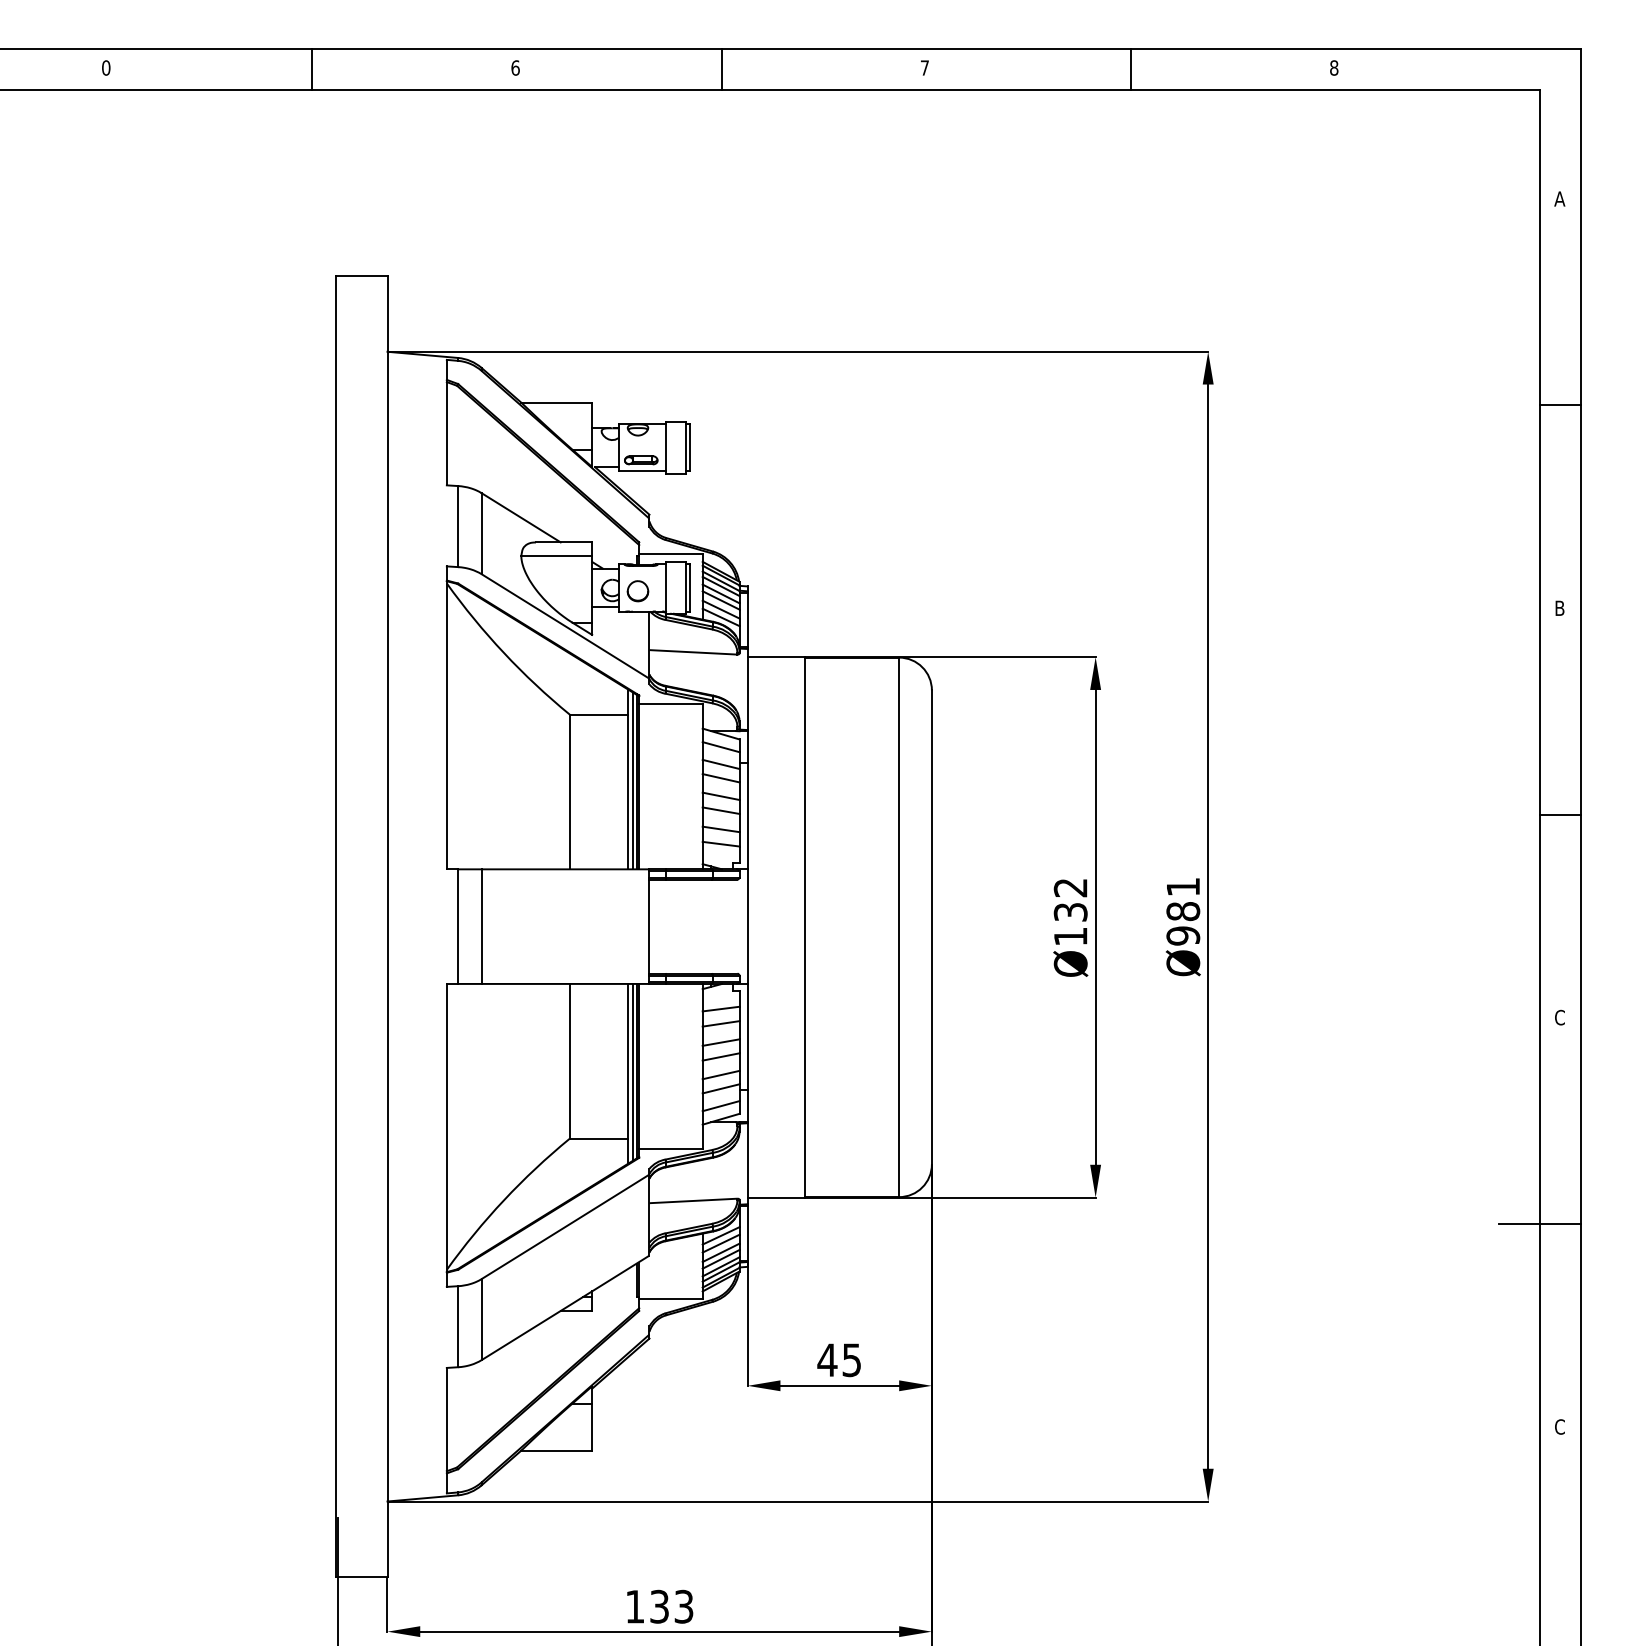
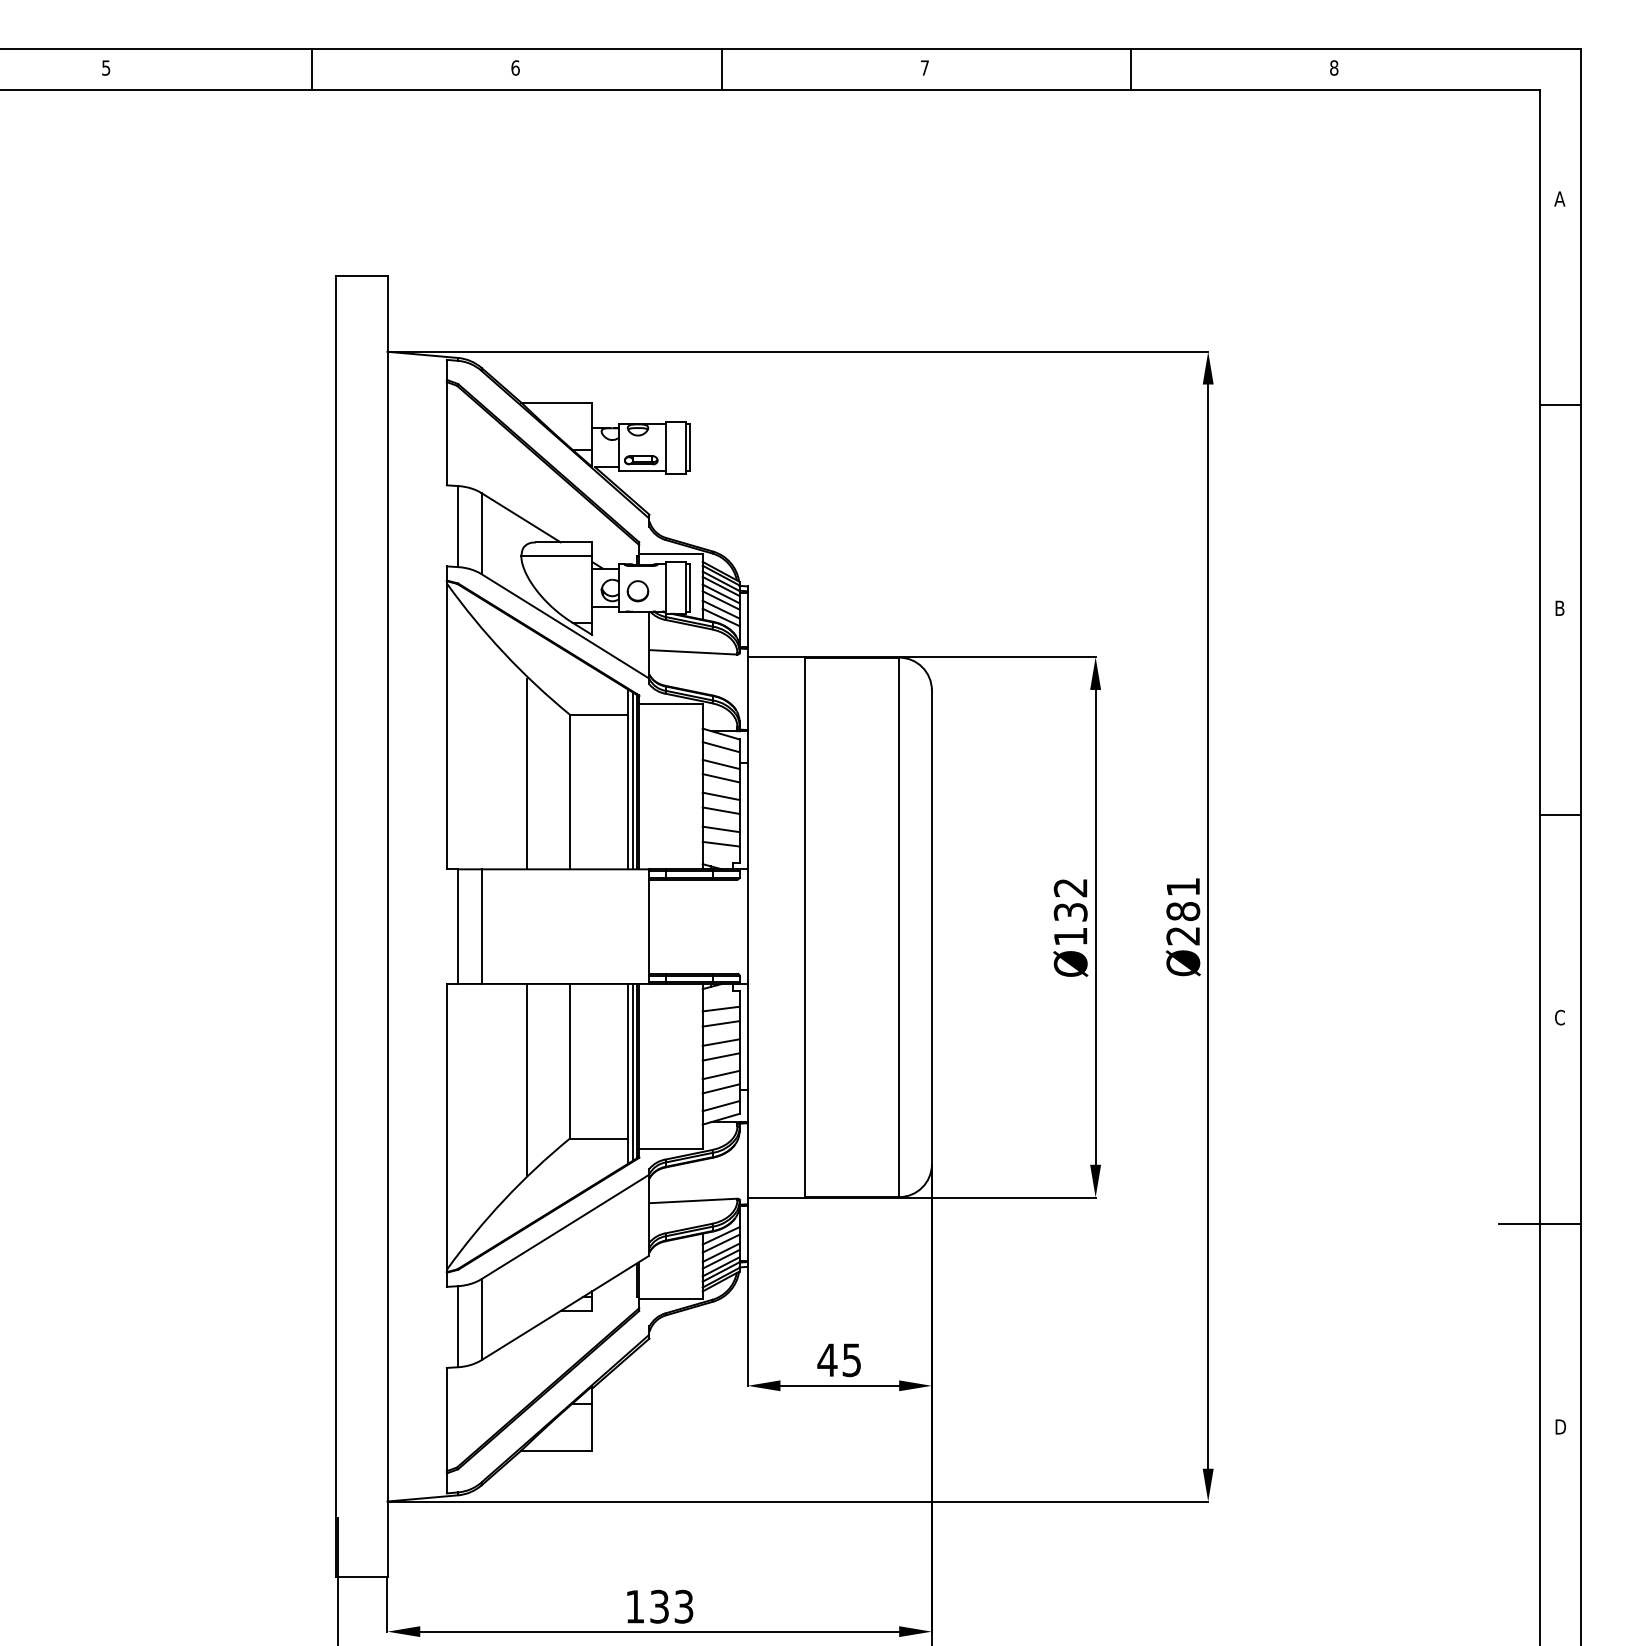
text: 0 -> 5 (106, 67)
line: none -> present (526, 773)
text: Ø981 -> Ø281 (1183, 935)
line: none -> present (526, 1079)
text: C -> D (1560, 1426)
